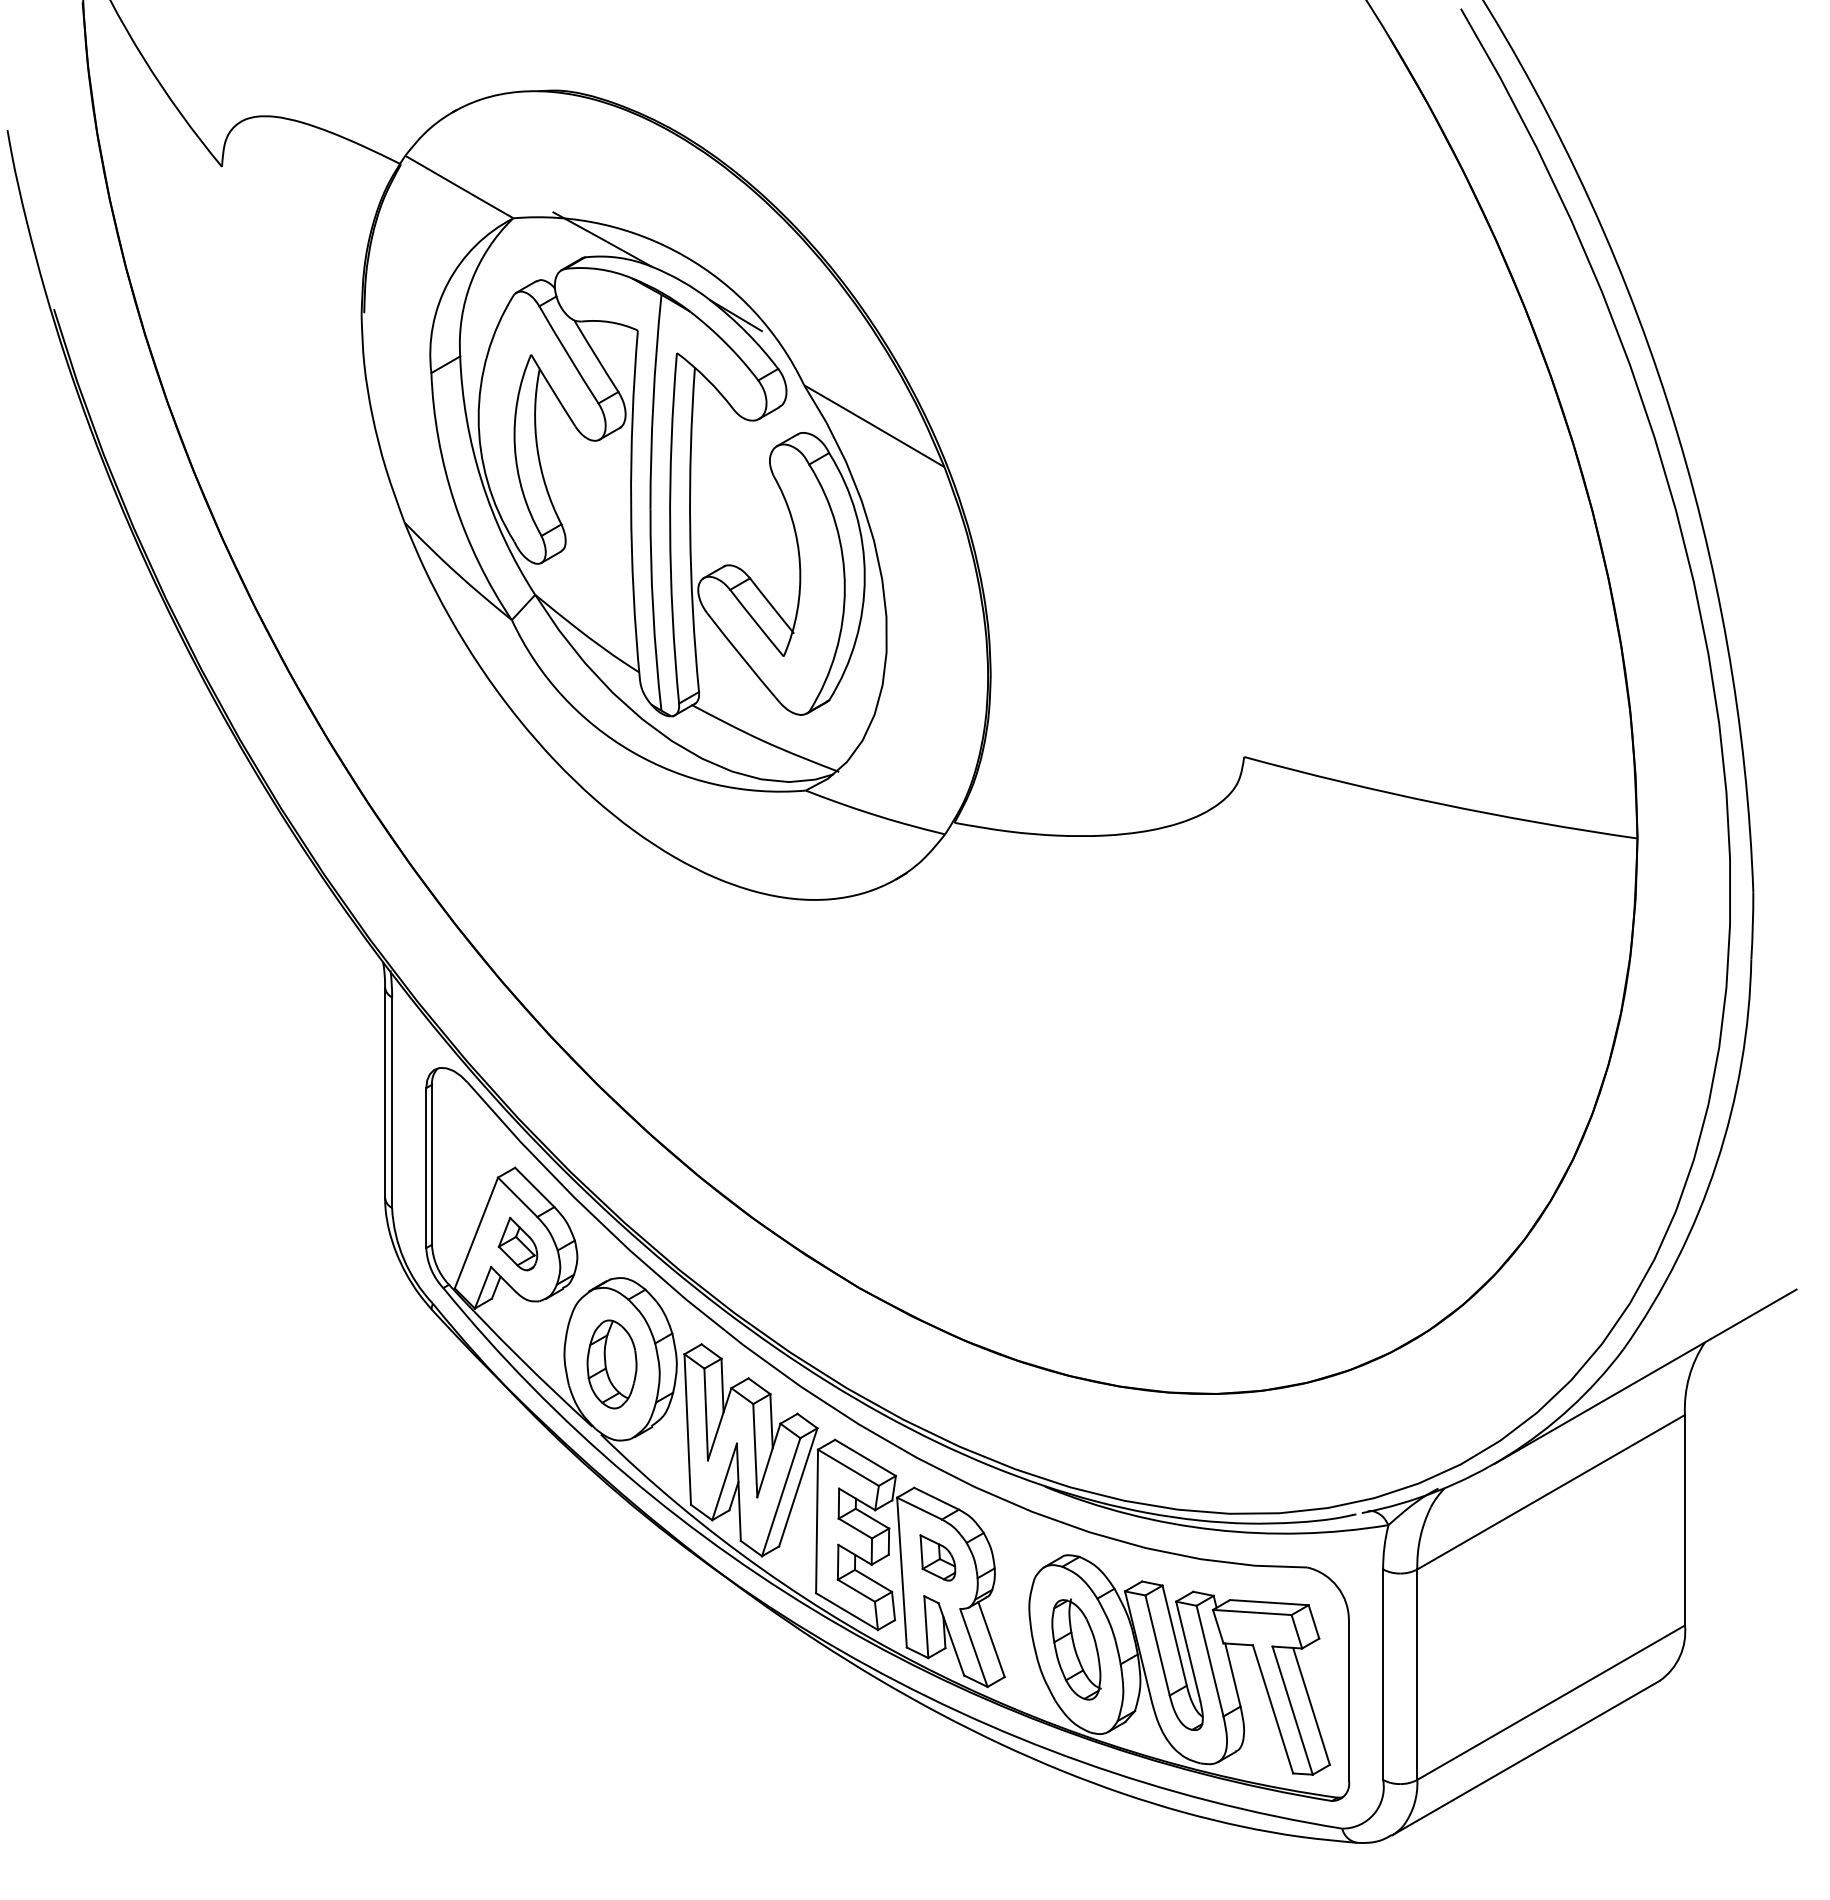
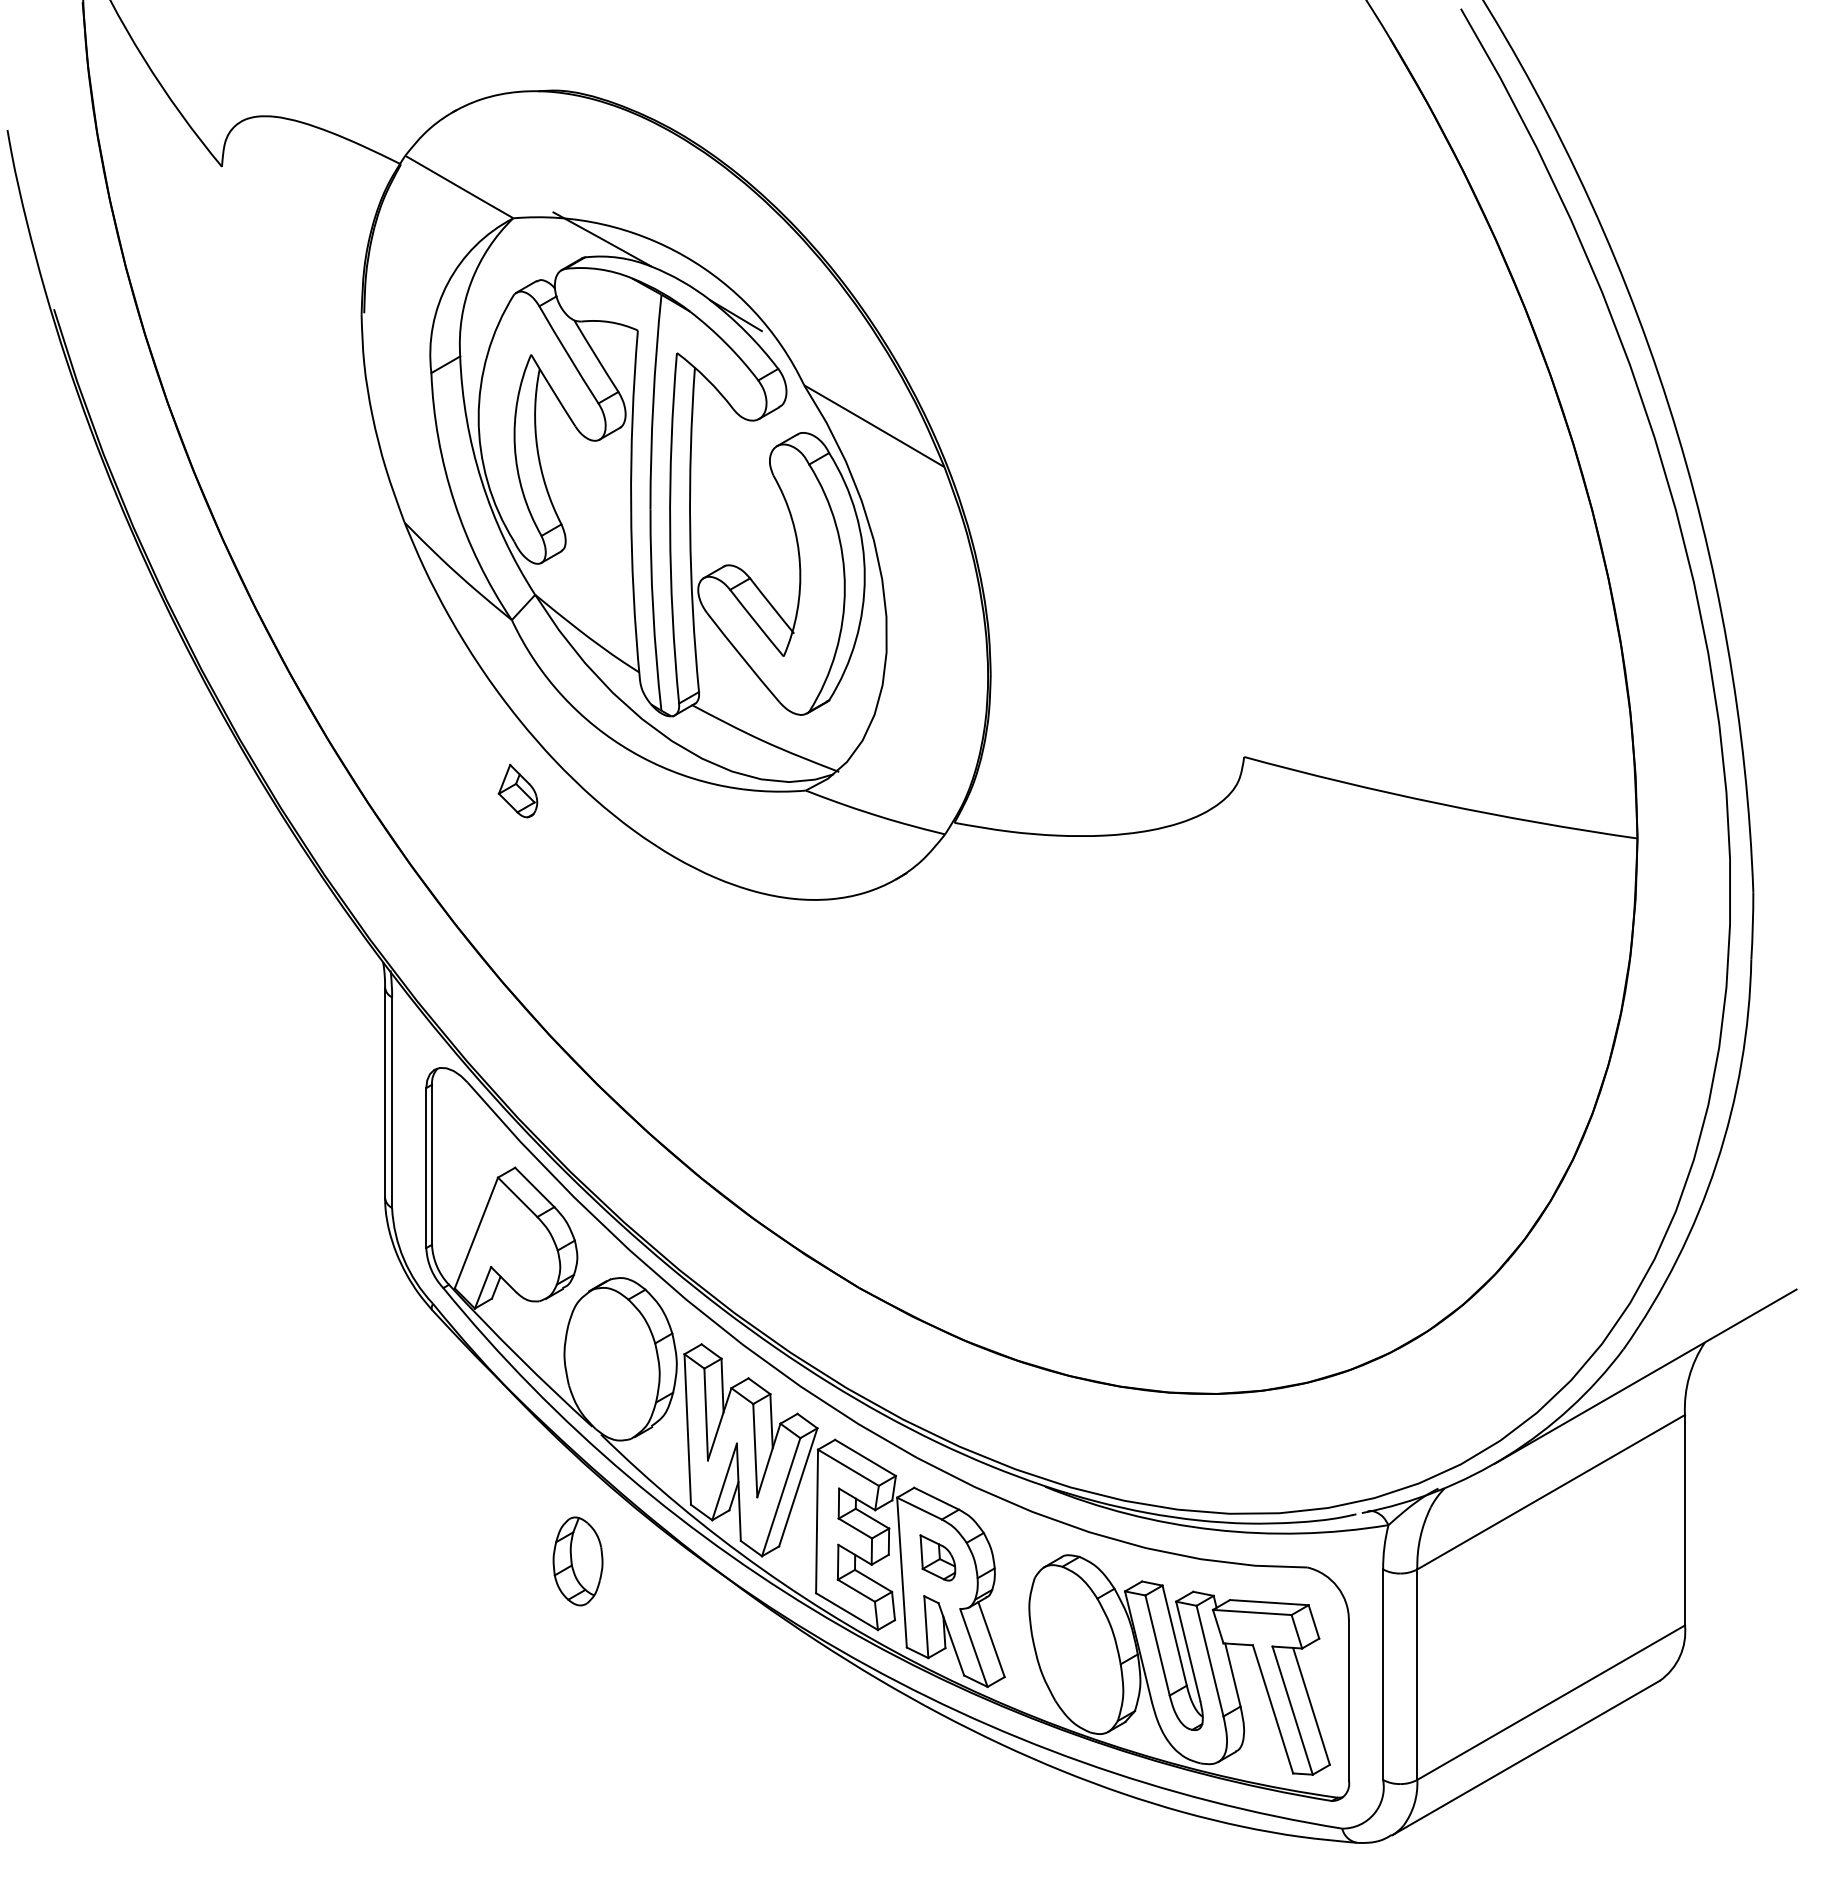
part position: (517, 1243) -> (517, 790) (517, 790)
part position: (611, 1364) -> (577, 1561) (577, 1561)
part: present -> none (1076, 1649)
